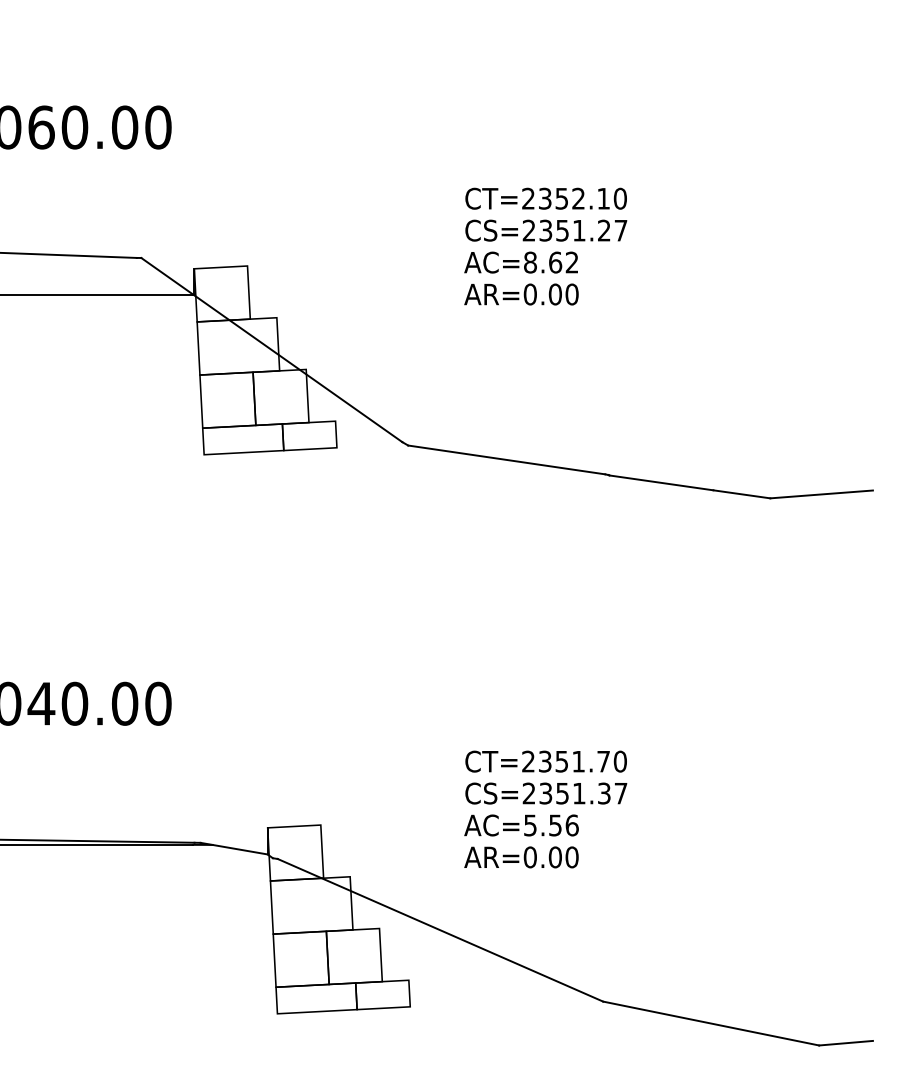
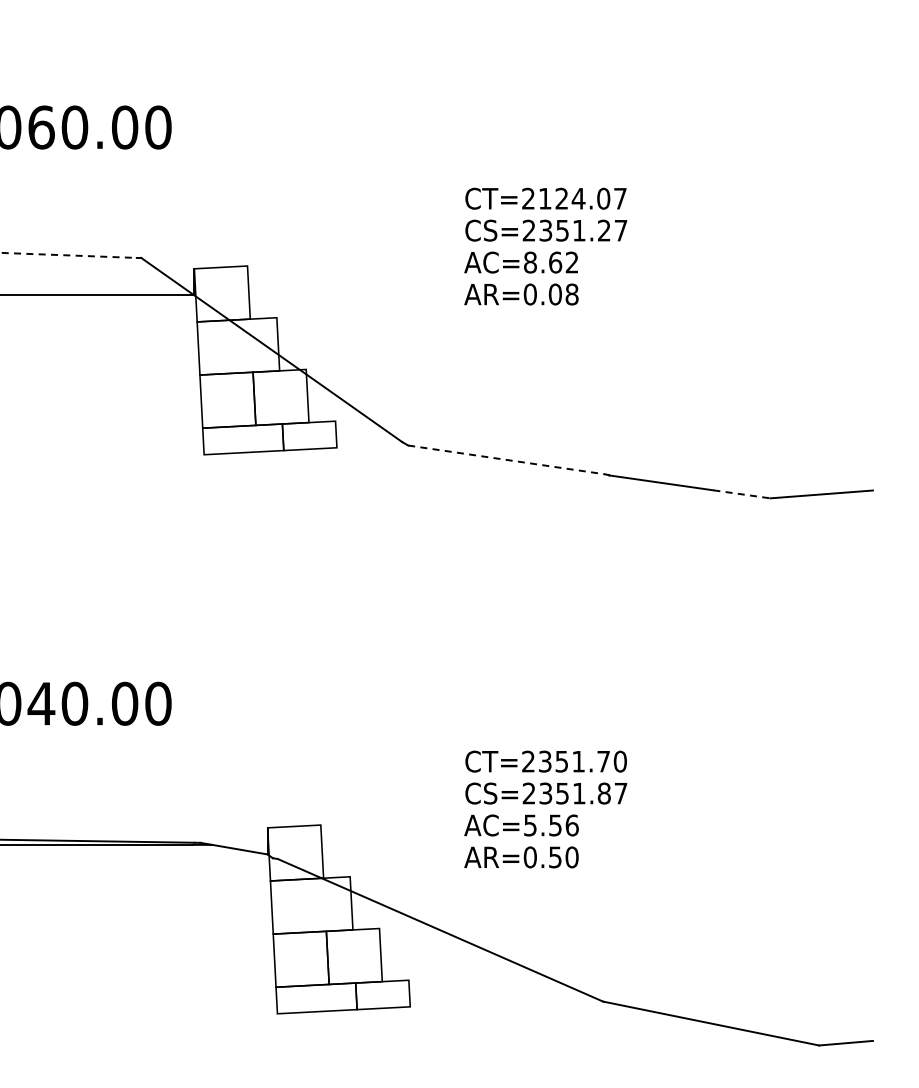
text: CT=2352.10 -> CT=2124.07 (582, 198)
line: solid -> dashed (69, 255)
text: AR=0.00 -> AR=0.08 (571, 294)
line: solid -> dashed (506, 459)
line: solid -> dashed (741, 494)
text: CS=2351.37 -> CS=2351.87 (603, 793)
text: AR=0.00 -> AR=0.50 (554, 857)
